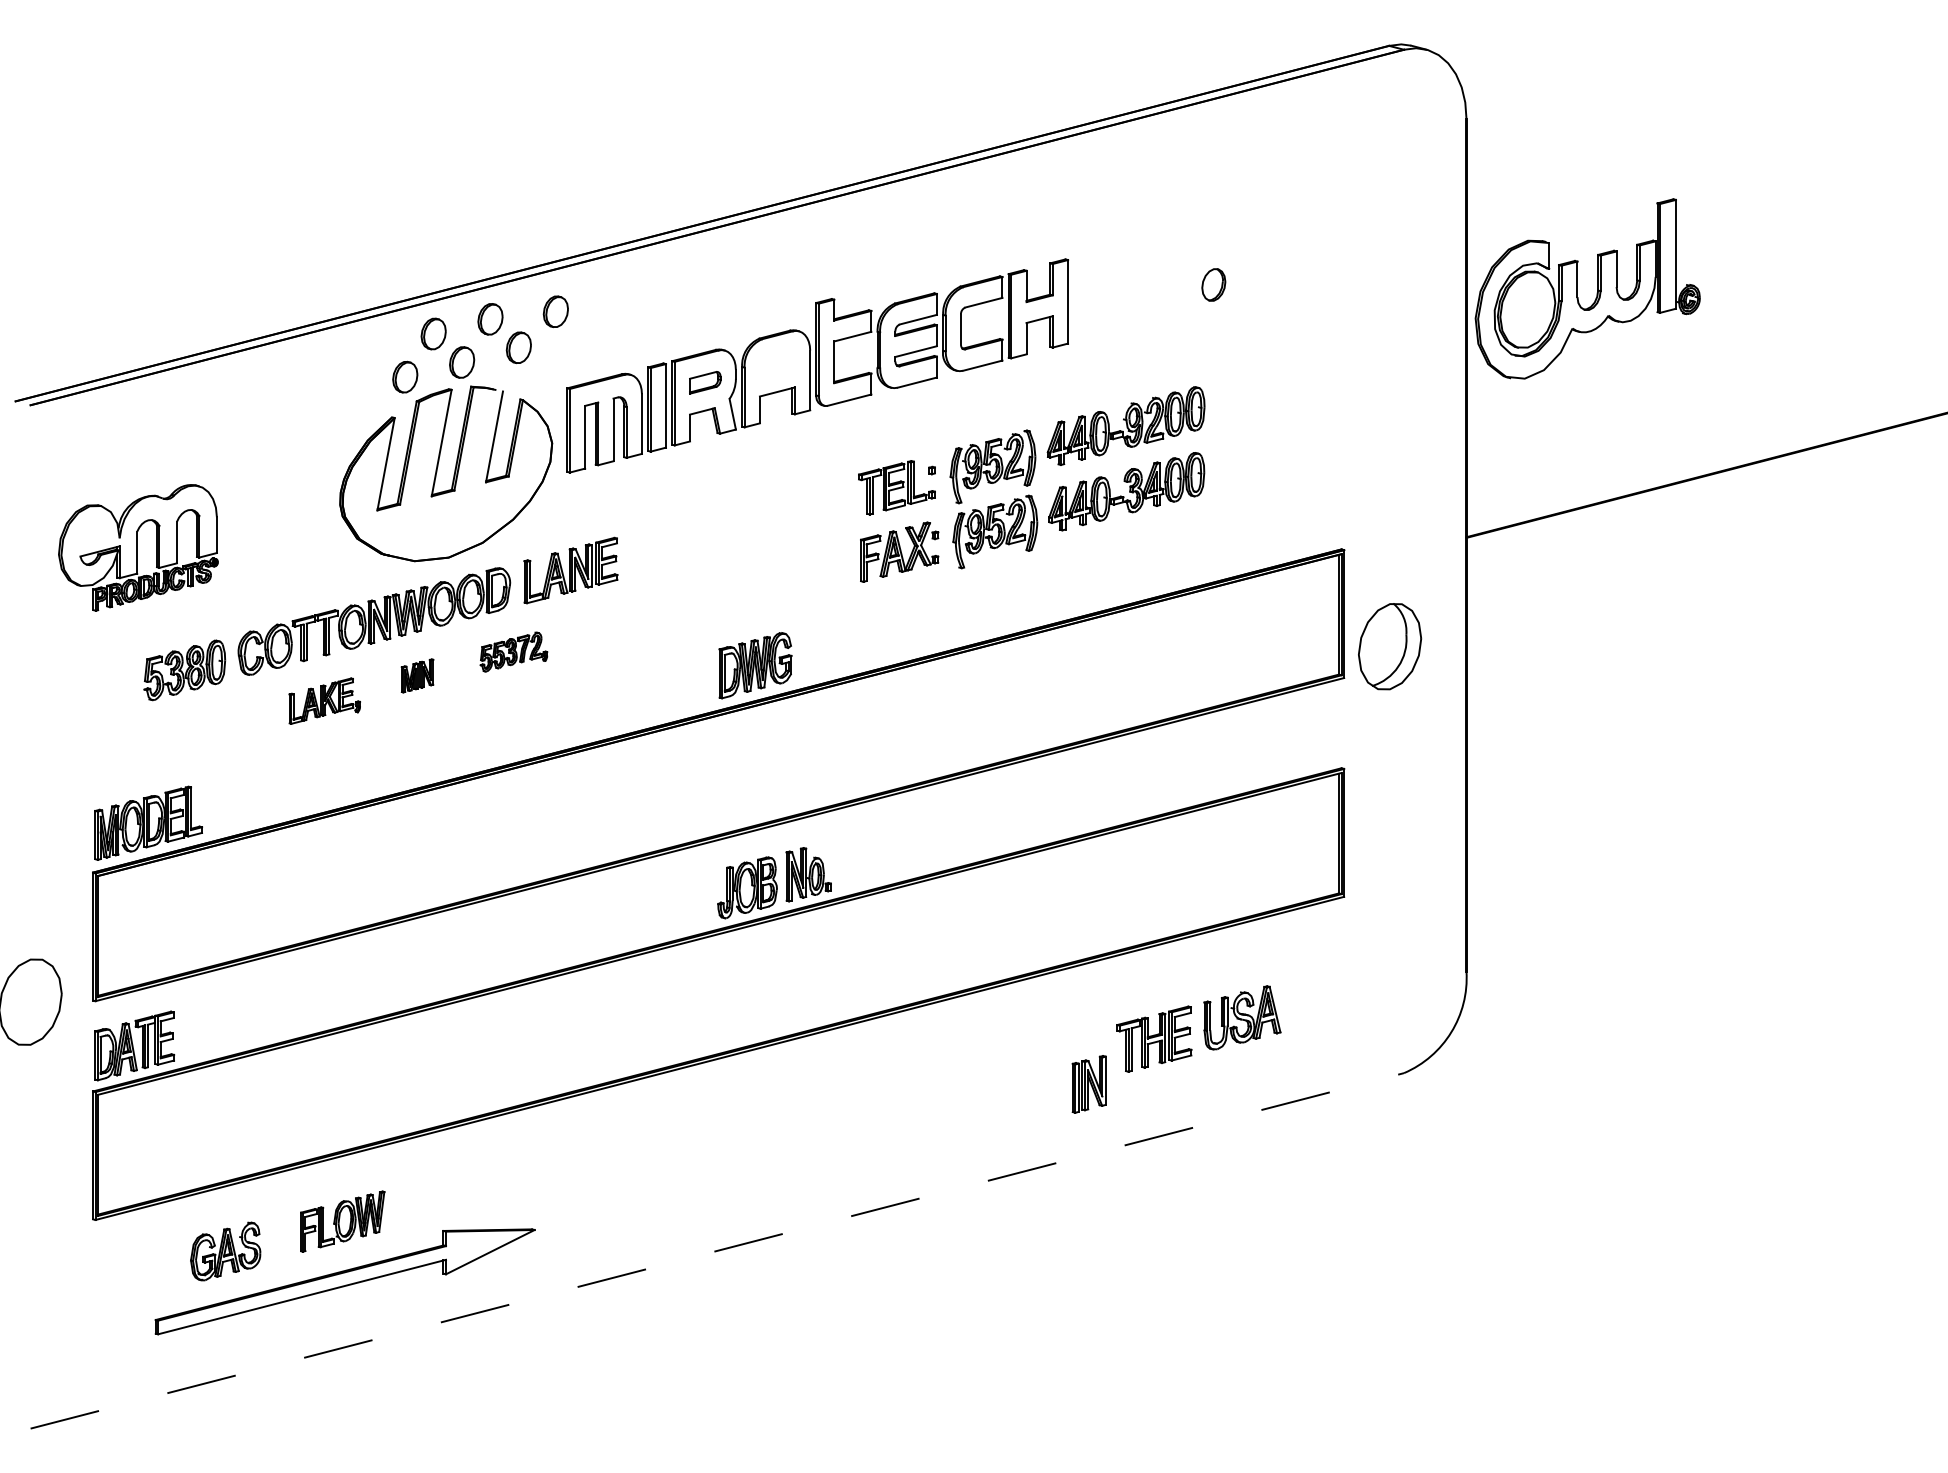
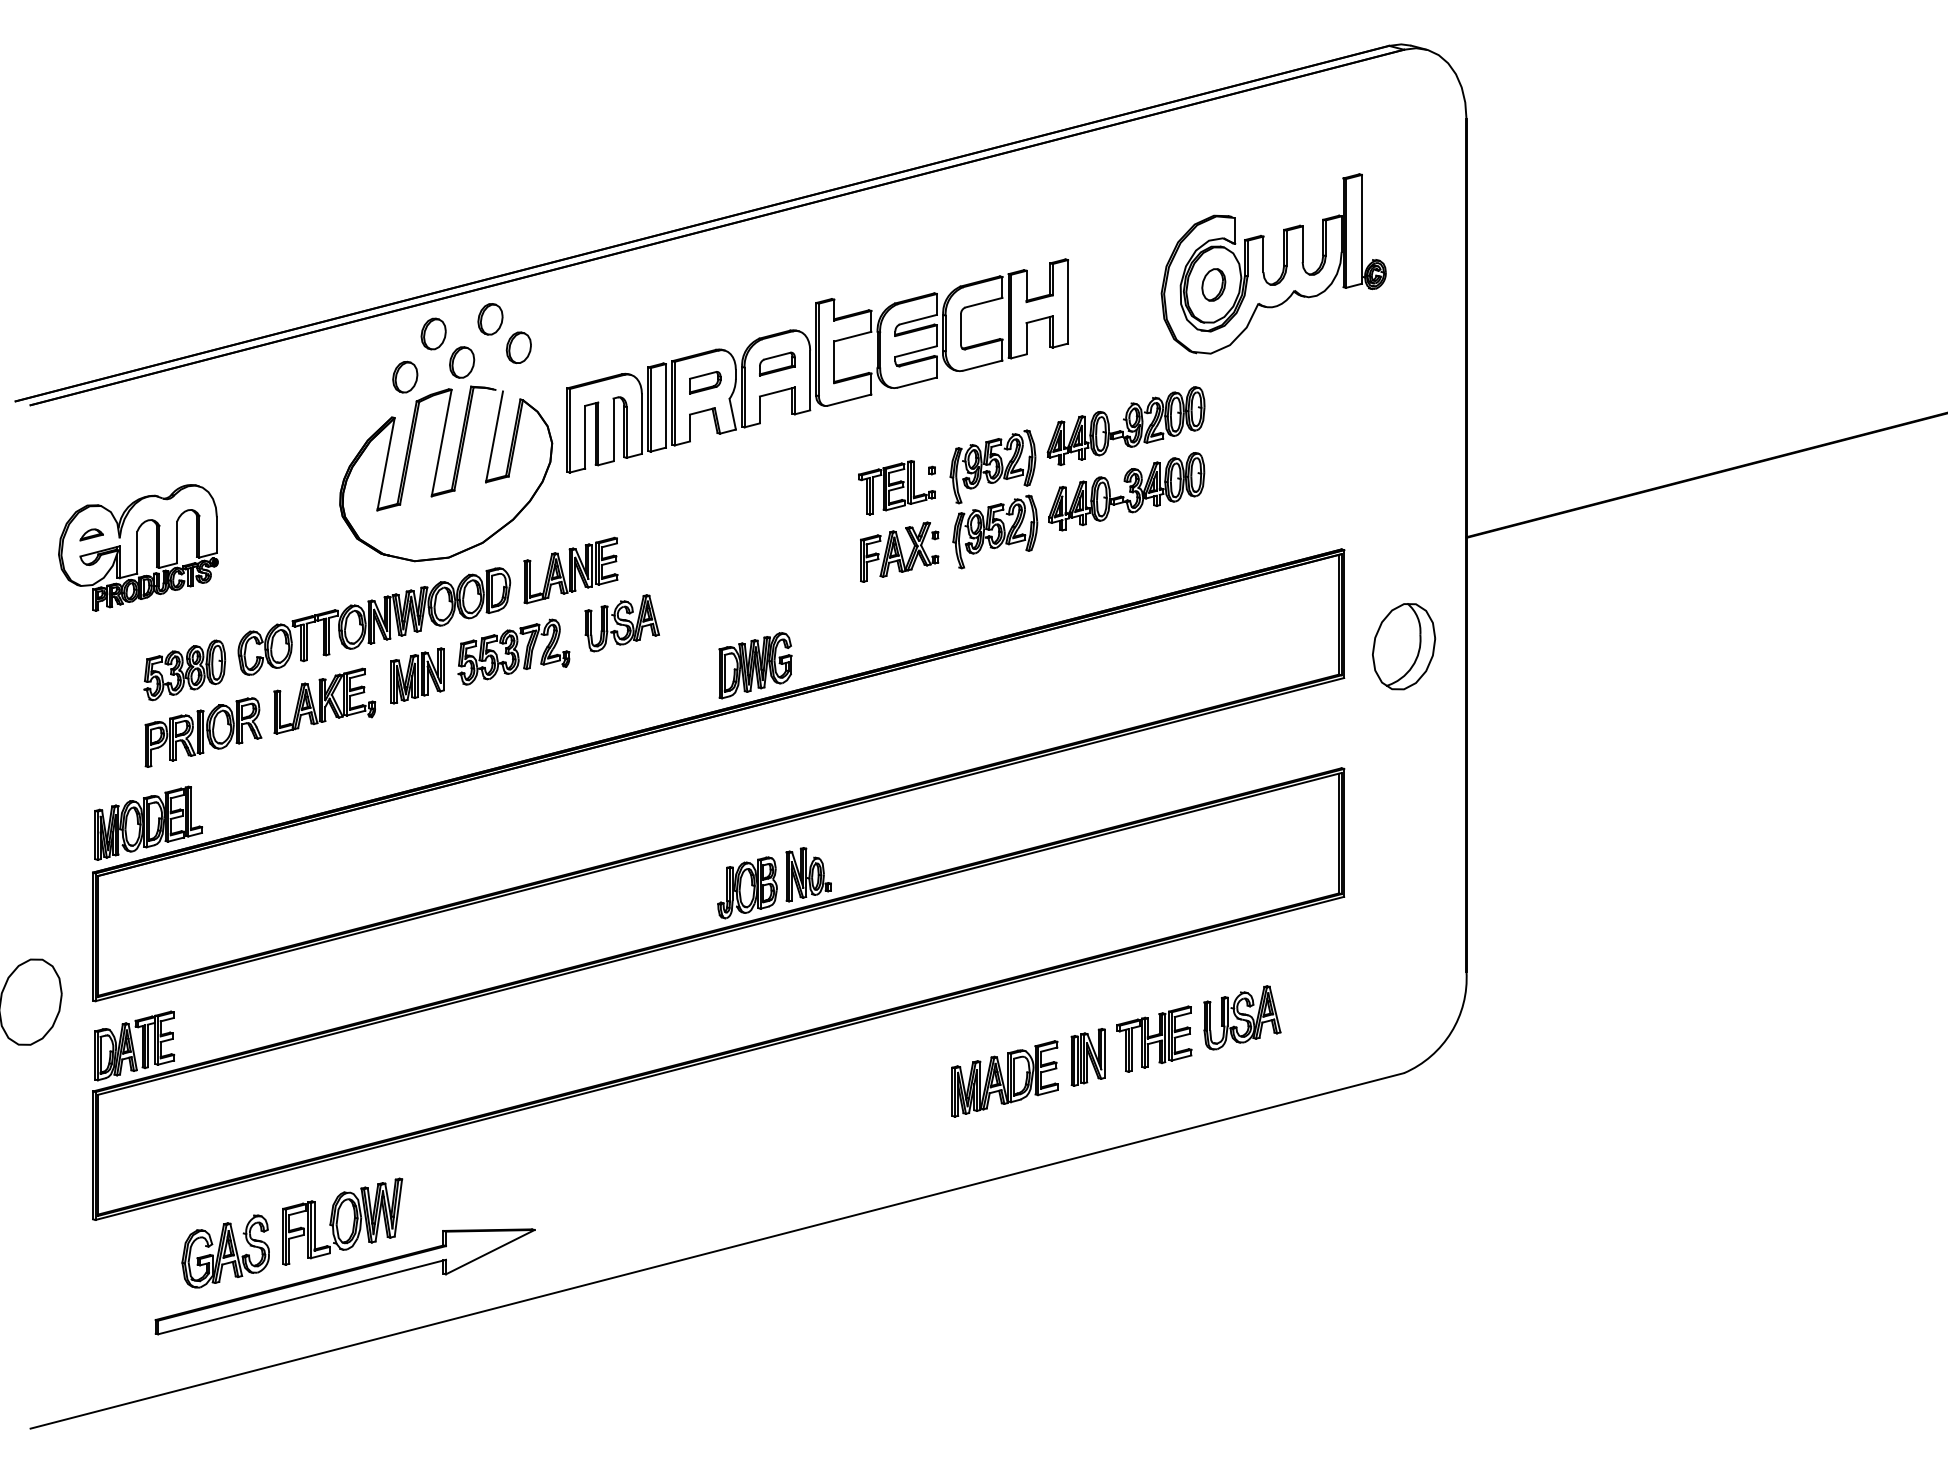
part position: (1577, 288) -> (1263, 263) (1263, 263)
part: present -> none (555, 311)
part: none -> present (777, 363)
part: none -> present (91, 534)
part: none -> present (621, 623)
part position: (1390, 646) -> (1404, 646) (1404, 646)
part size: 70x42 px -> 114x68 px (513, 651)
part size: 35x36 px -> 55x58 px (417, 675)
part size: 73x48 px -> 104x68 px (324, 700)
part: none -> present (203, 732)
part: none -> present (1004, 1078)
part position: (1088, 1084) -> (1087, 1057) (1087, 1057)
part size: 86x63 px -> 122x89 px (342, 1221)
line: dashed -> solid (717, 1250)
part size: 72x61 px -> 89x75 px (225, 1251)
